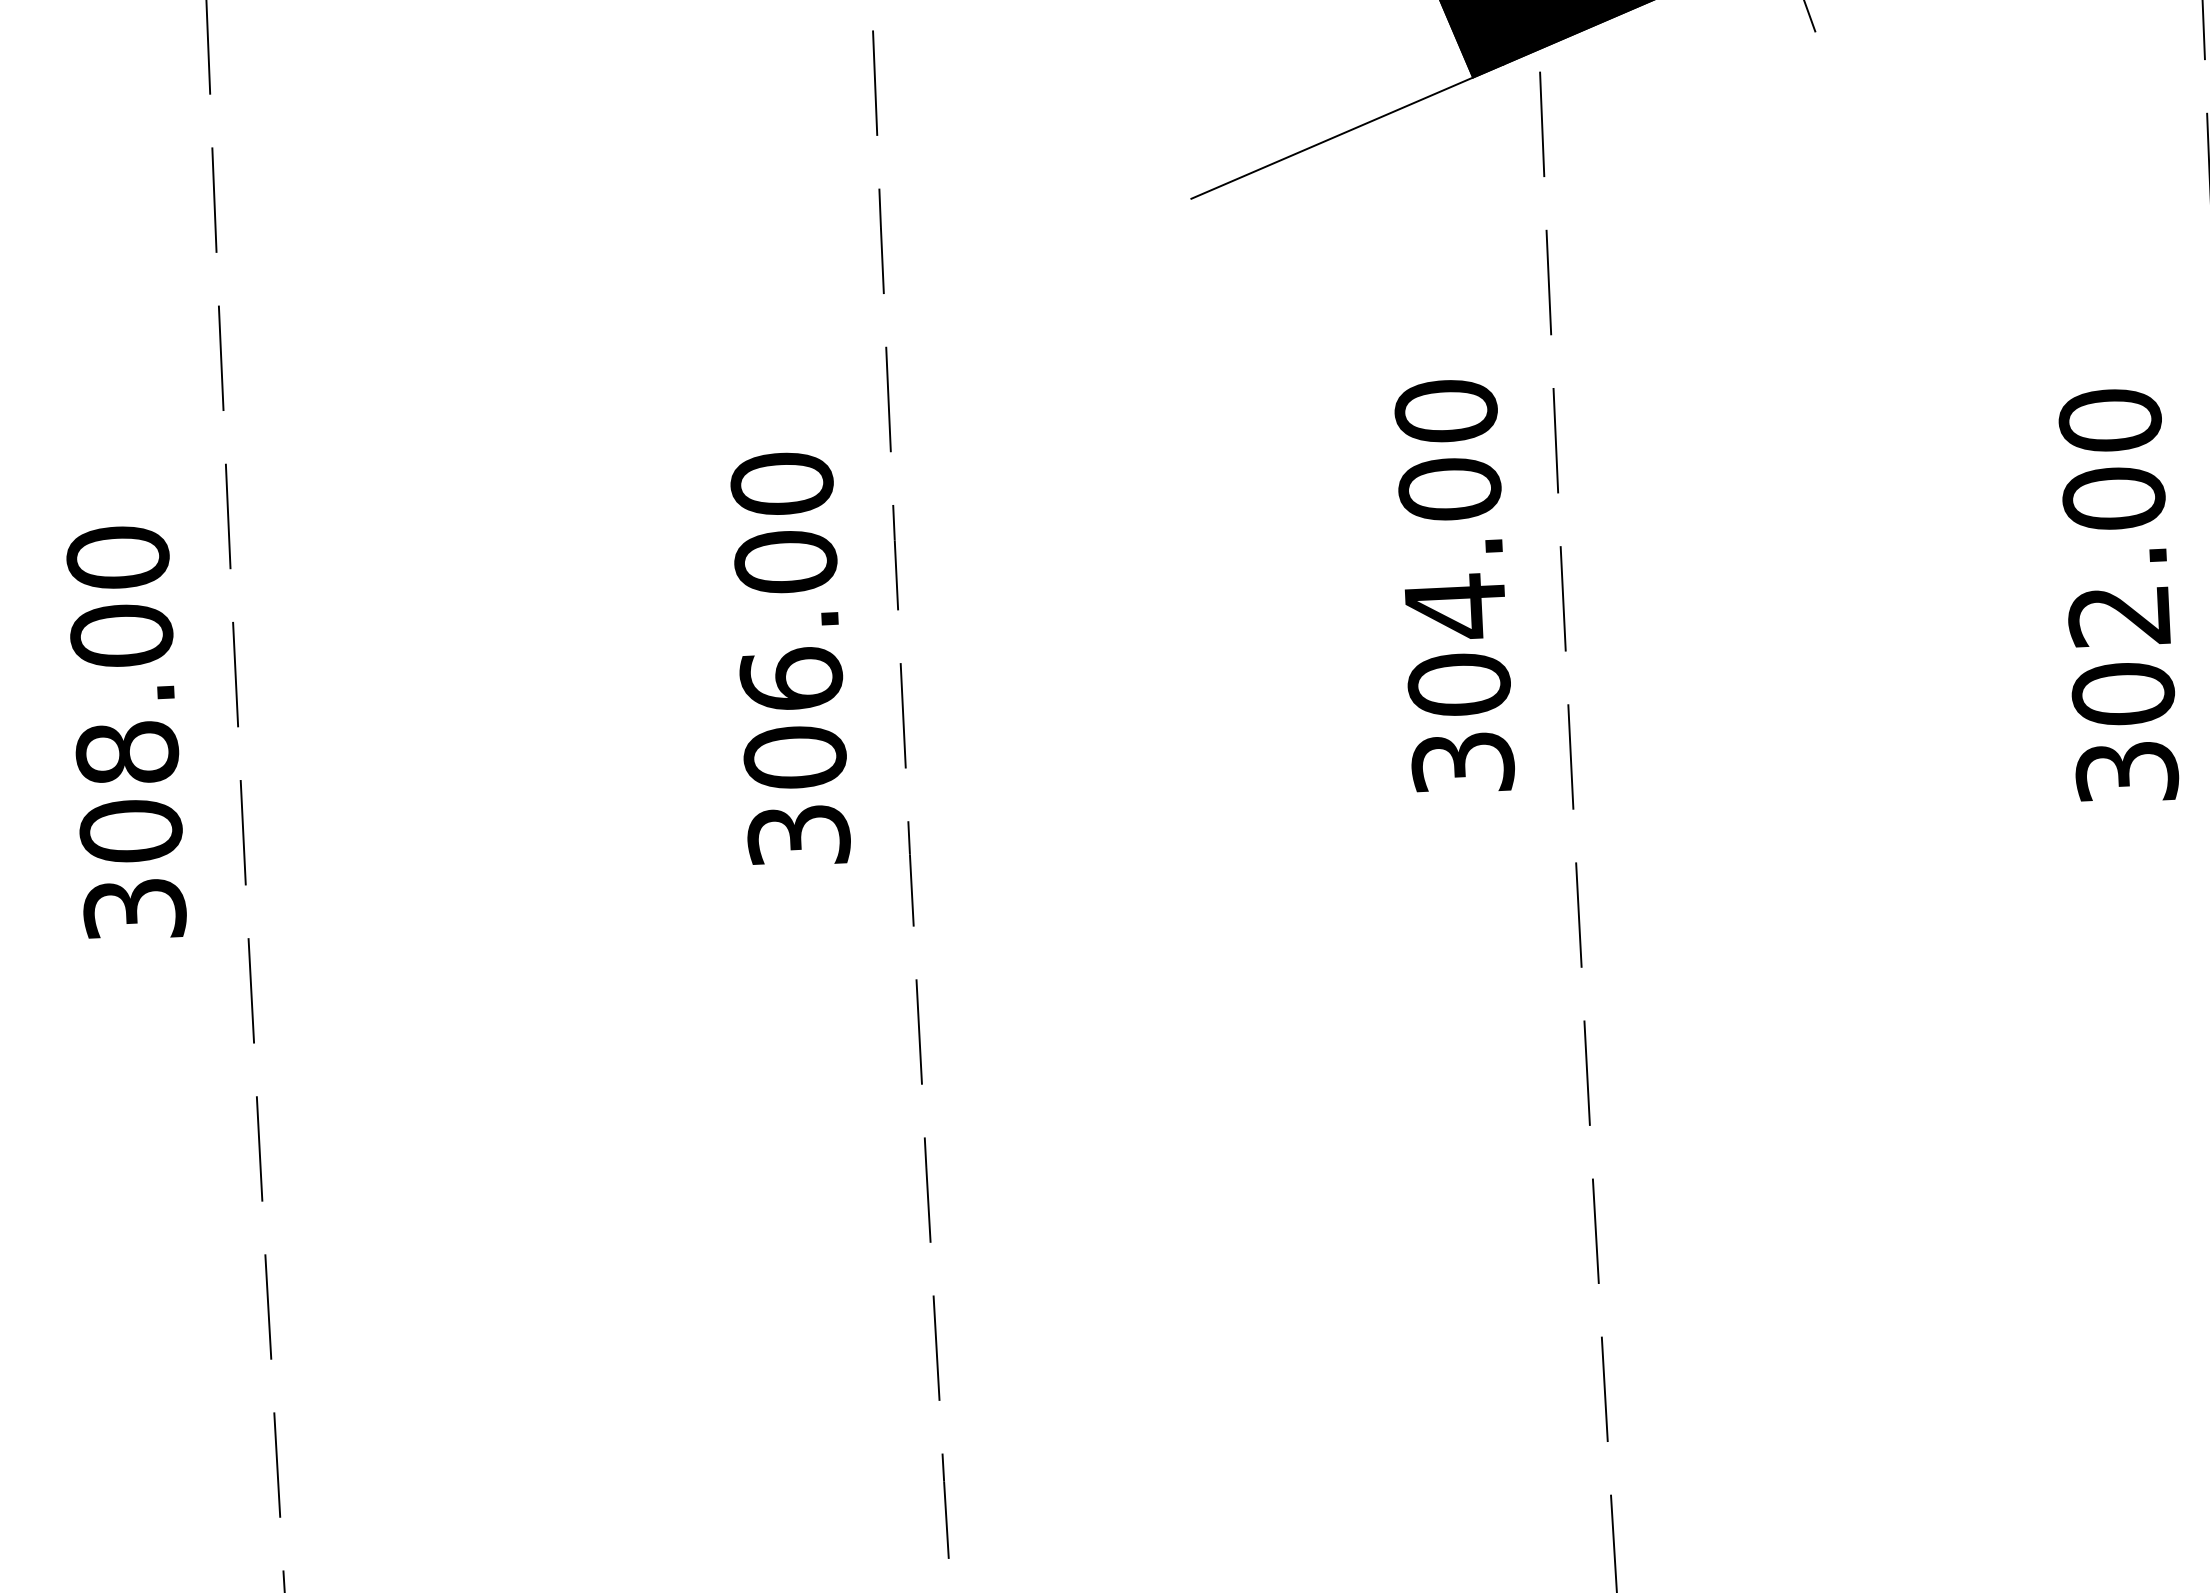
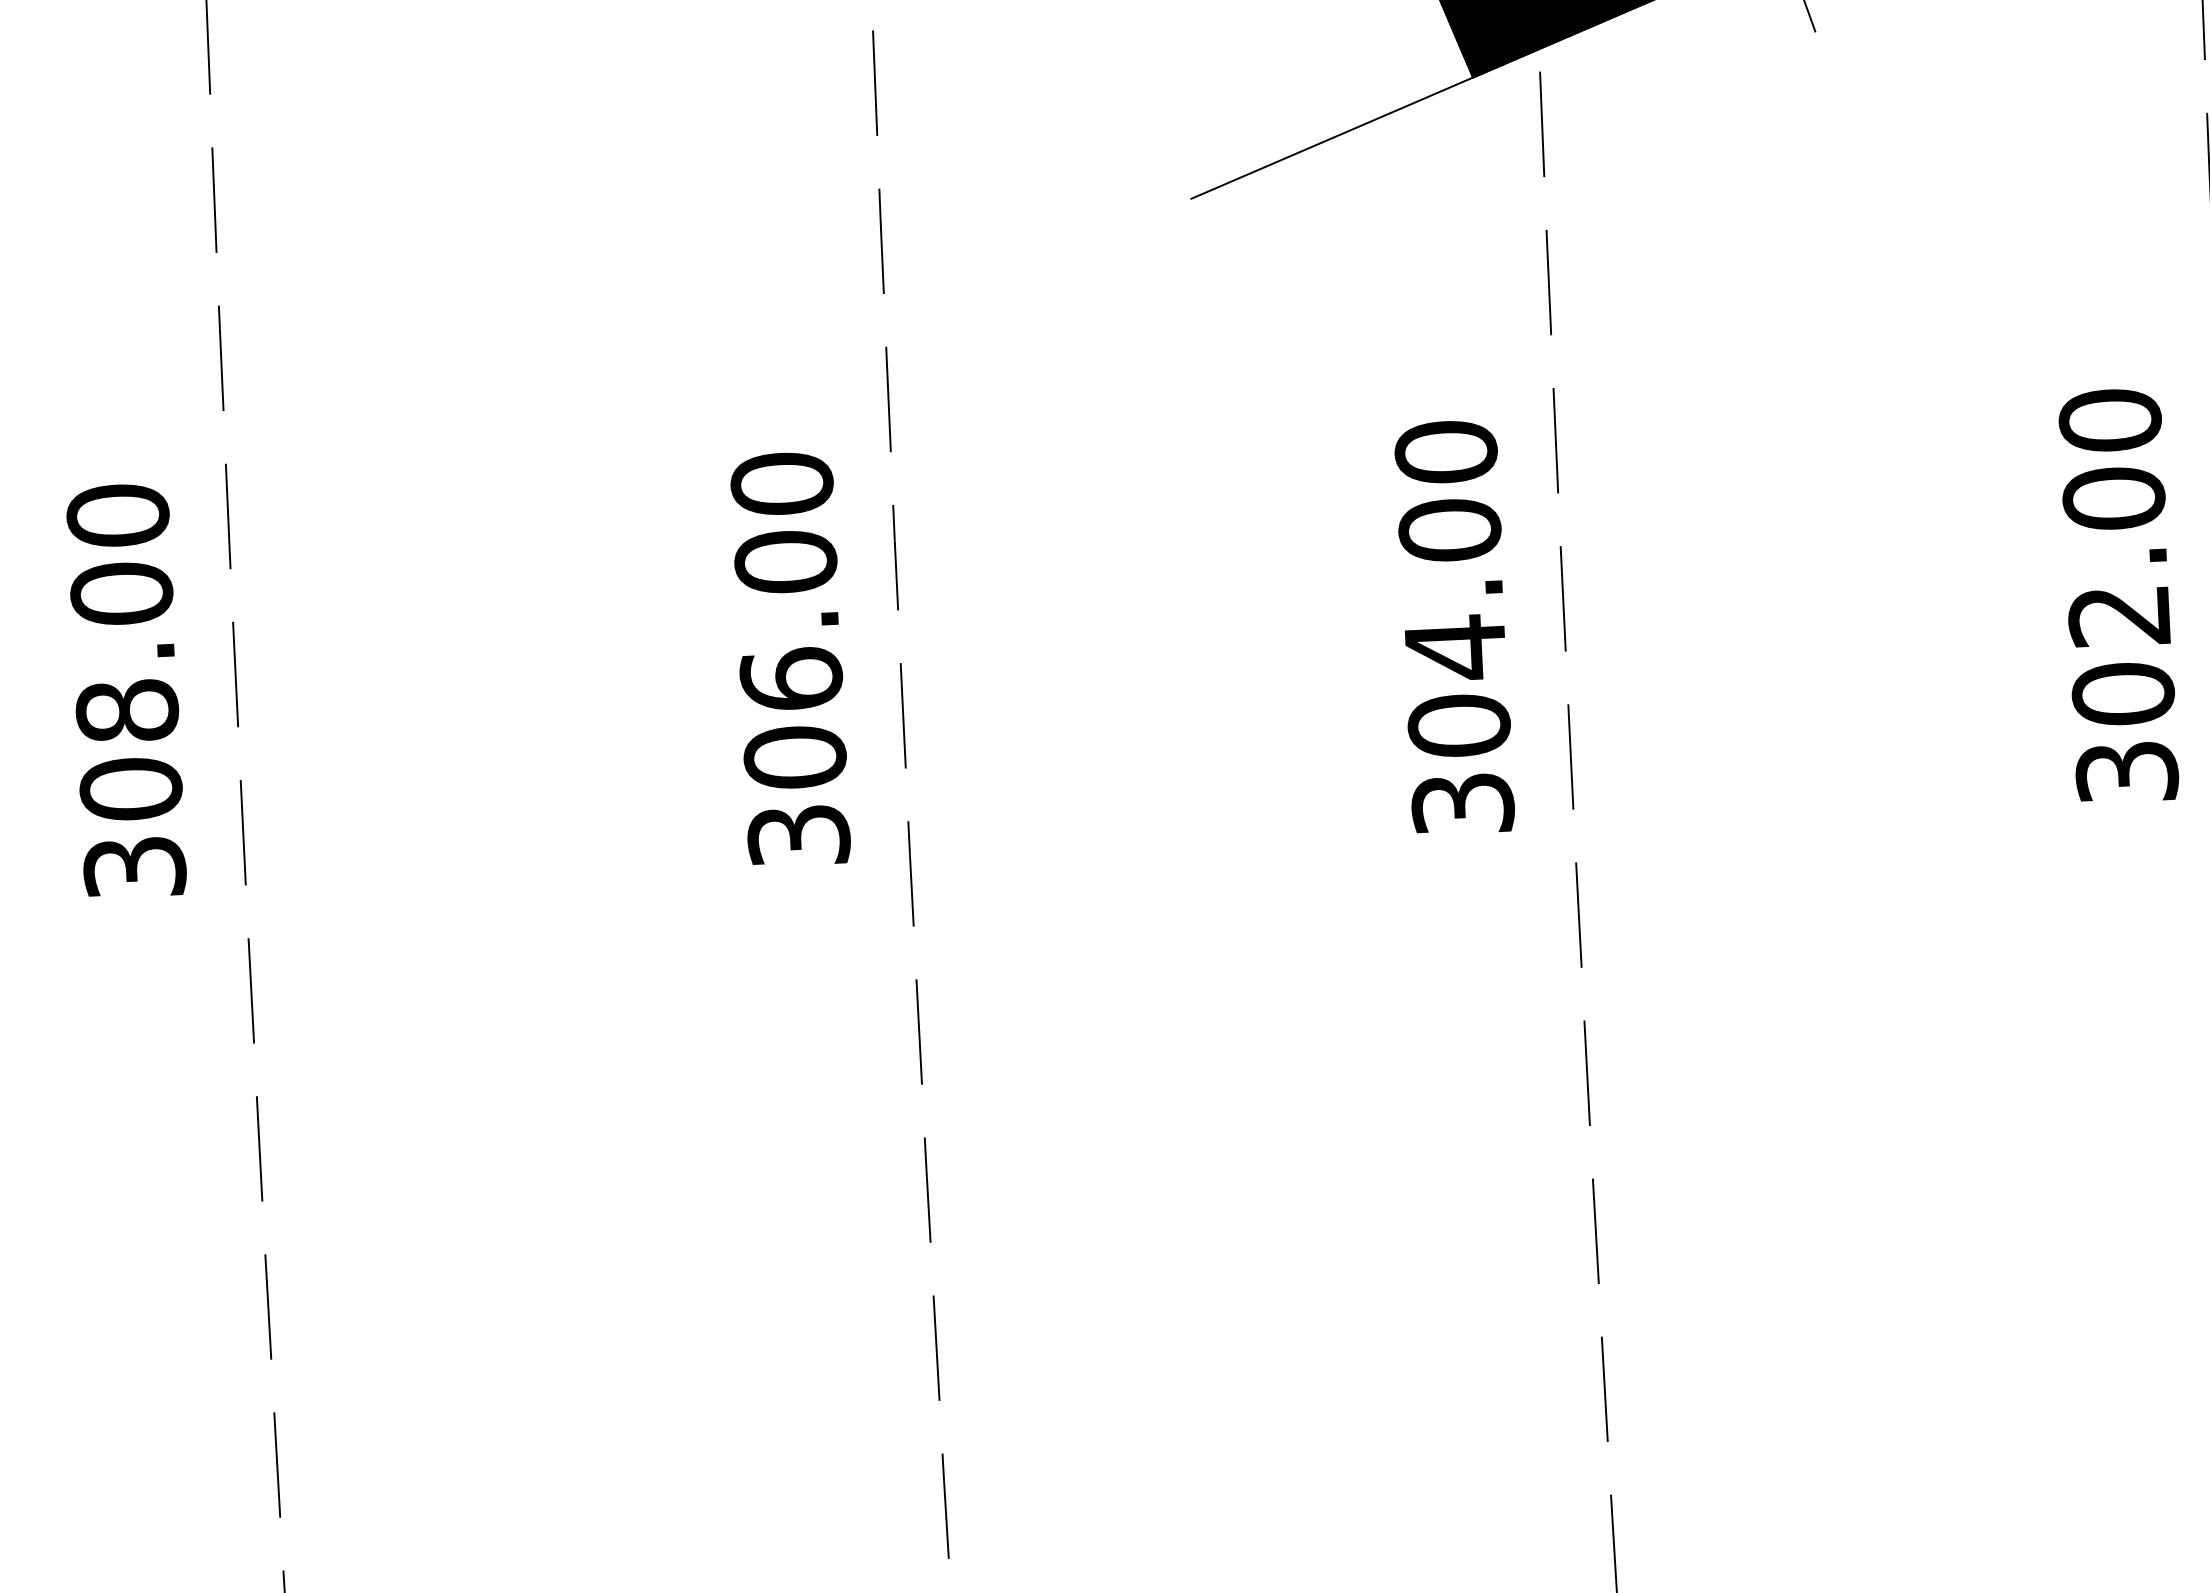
text position: (1454, 586) -> (1454, 627) (1454, 627)
text position: (126, 732) -> (126, 690) (126, 690)
